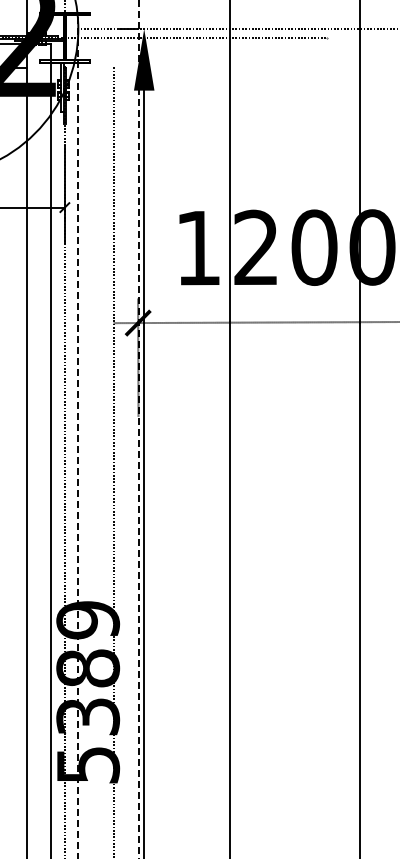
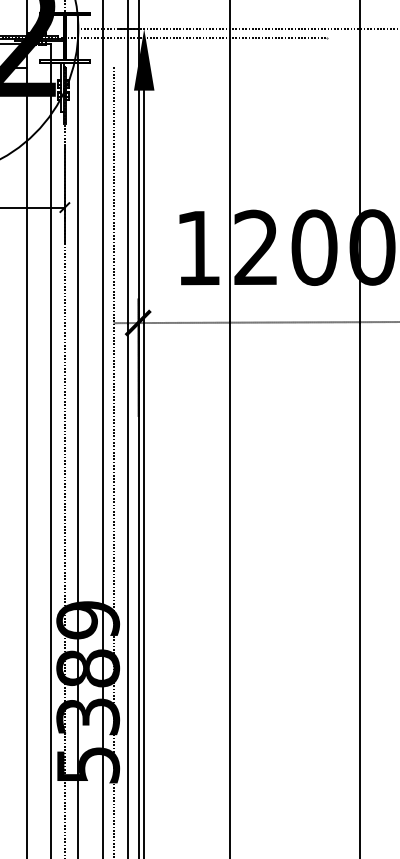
line: none -> present (102, 428)
line: none -> present (127, 428)
line: dashed -> solid (138, 429)
line: dashed -> solid (78, 437)
